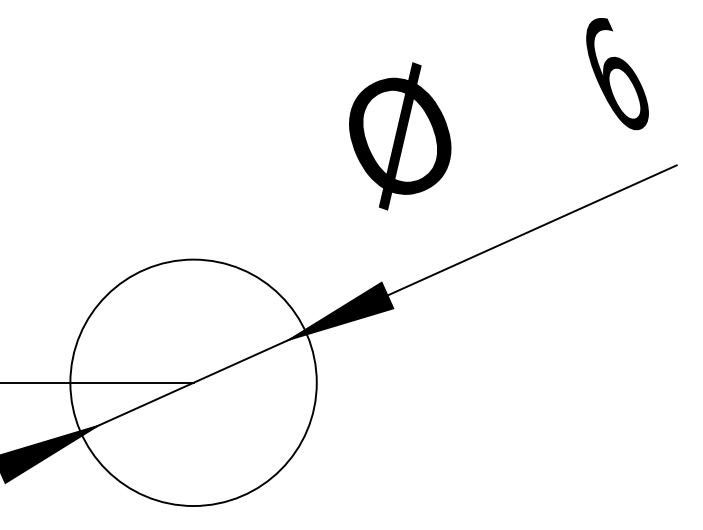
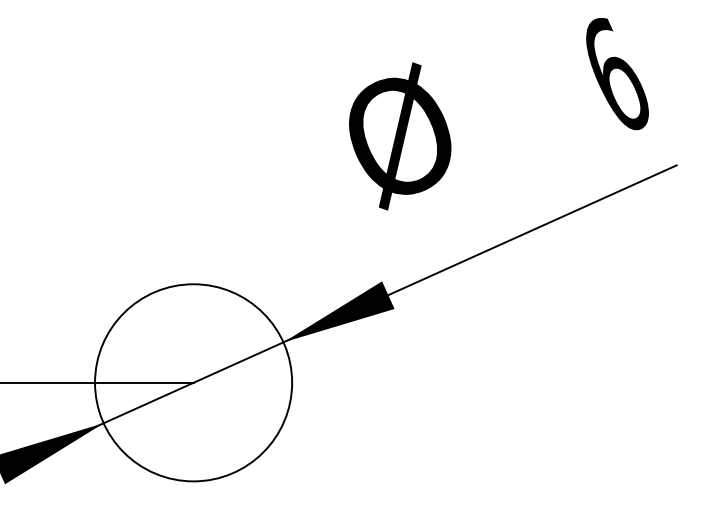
circle diameter: 246 px -> 197 px (193, 382)
